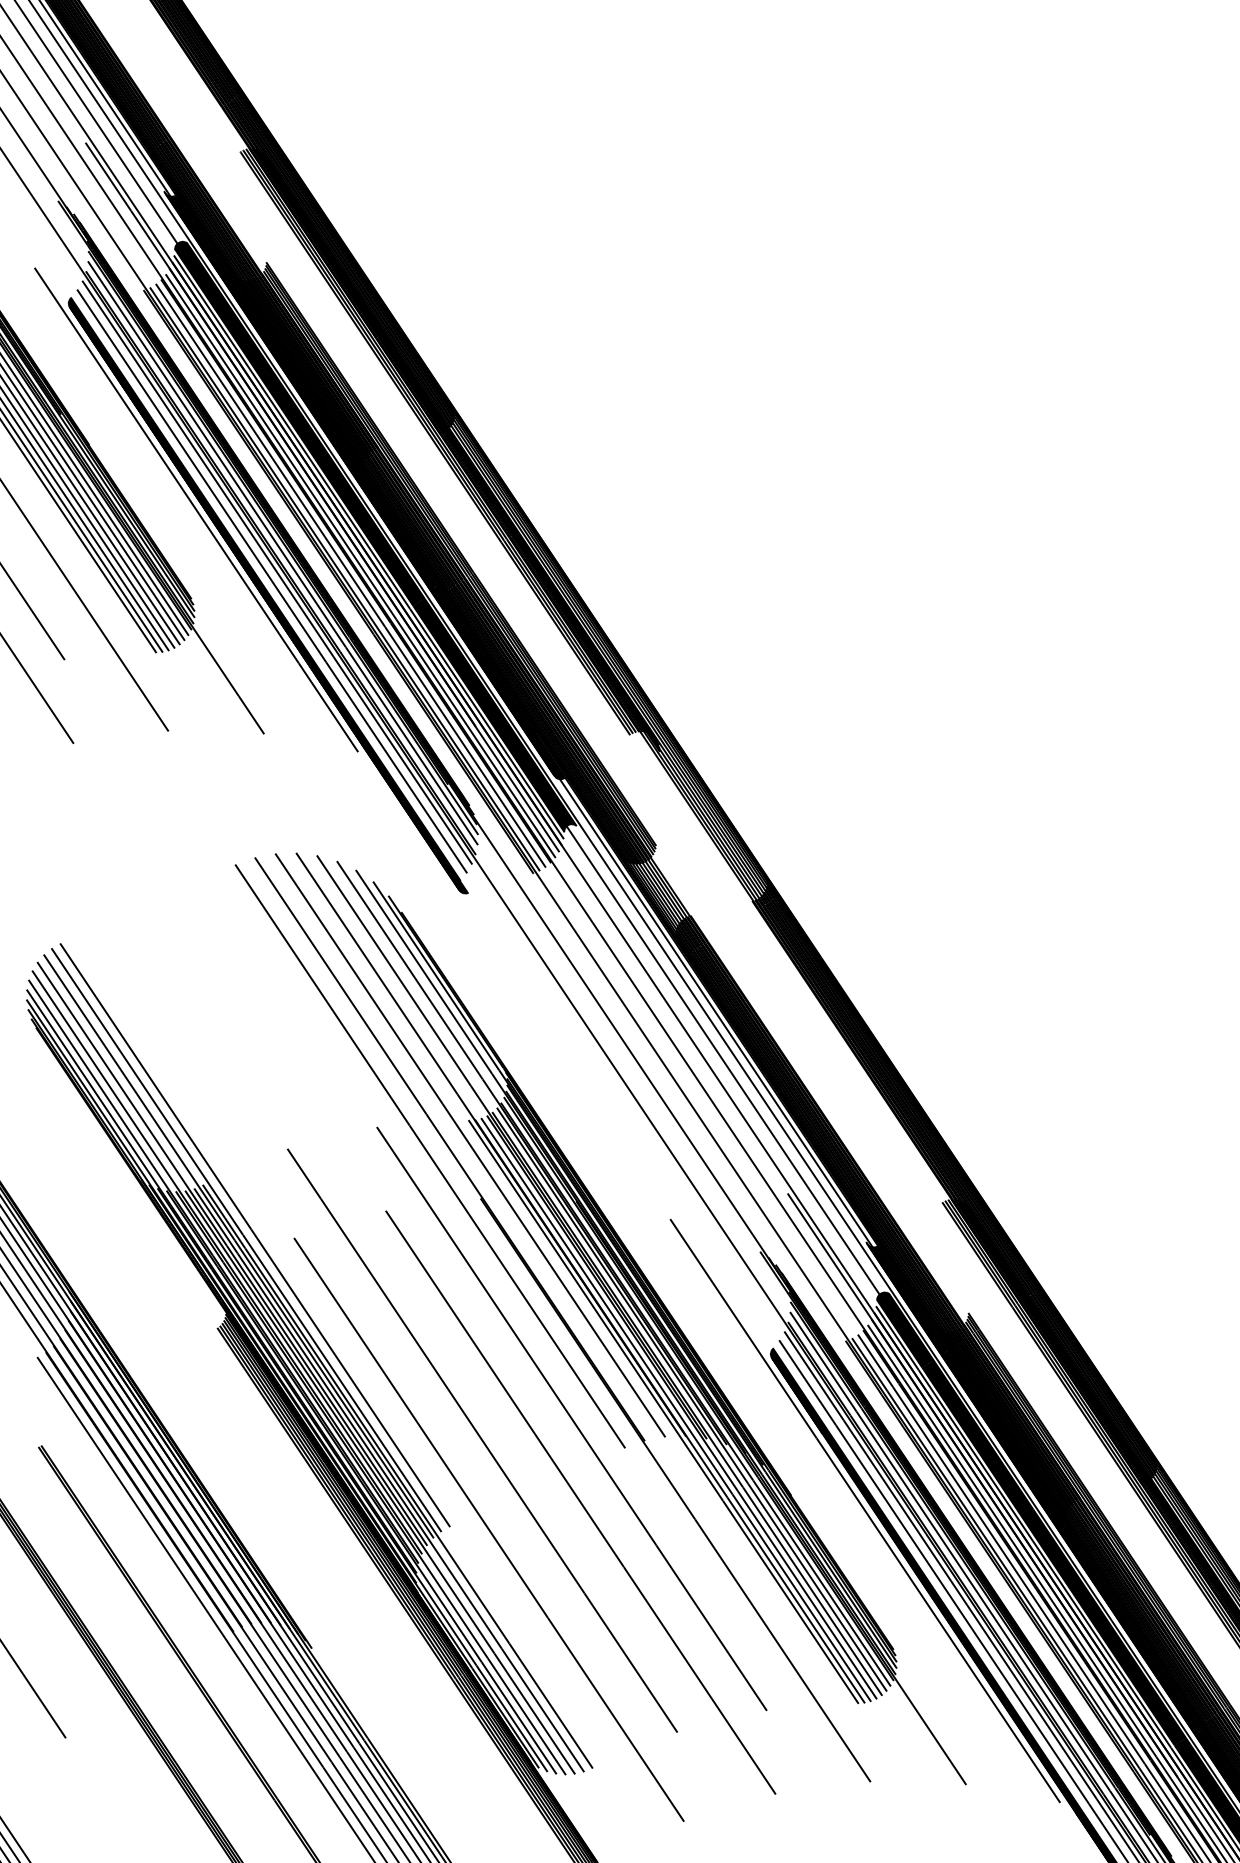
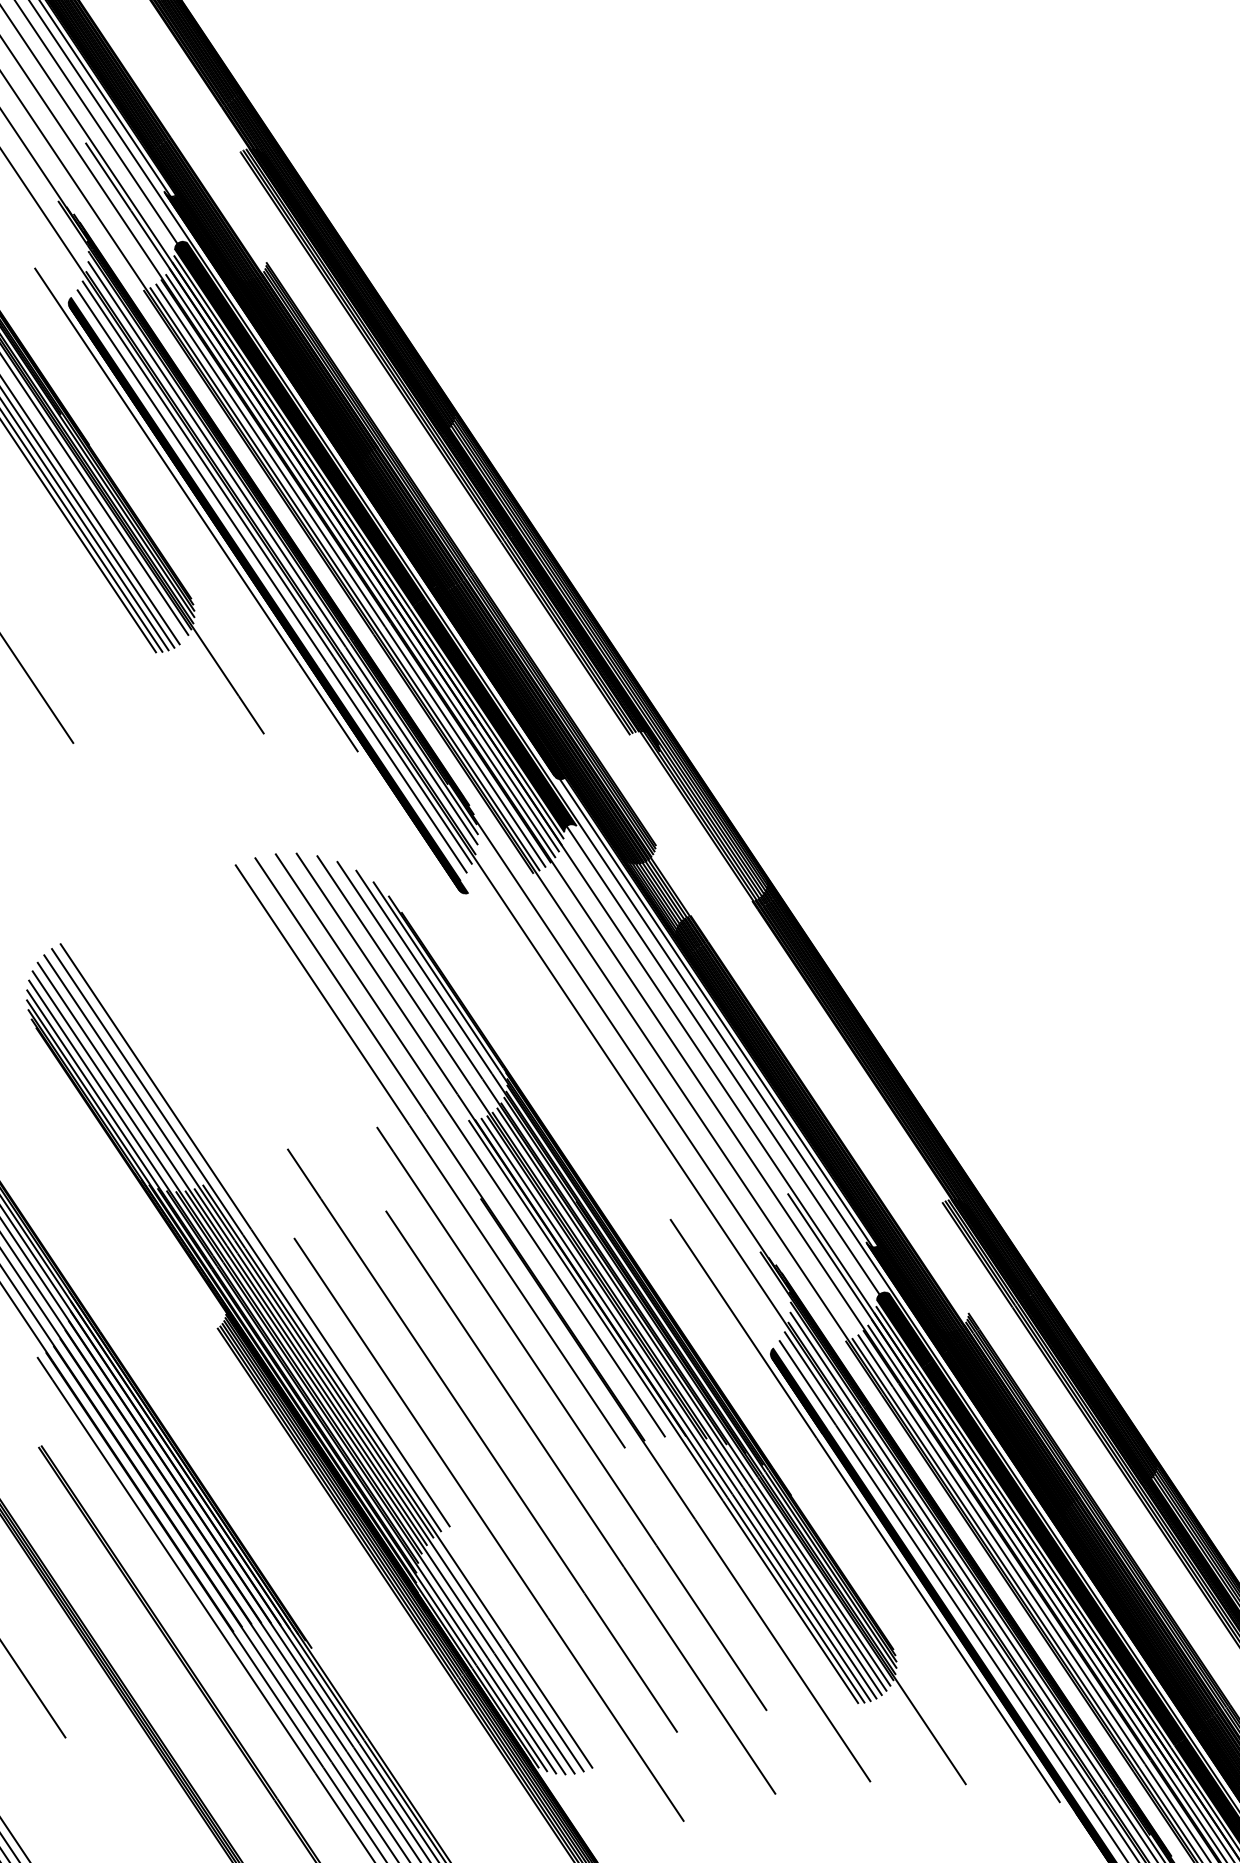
line: present -> none (93, 503)
line: present -> none (85, 606)
line: present -> none (33, 613)
